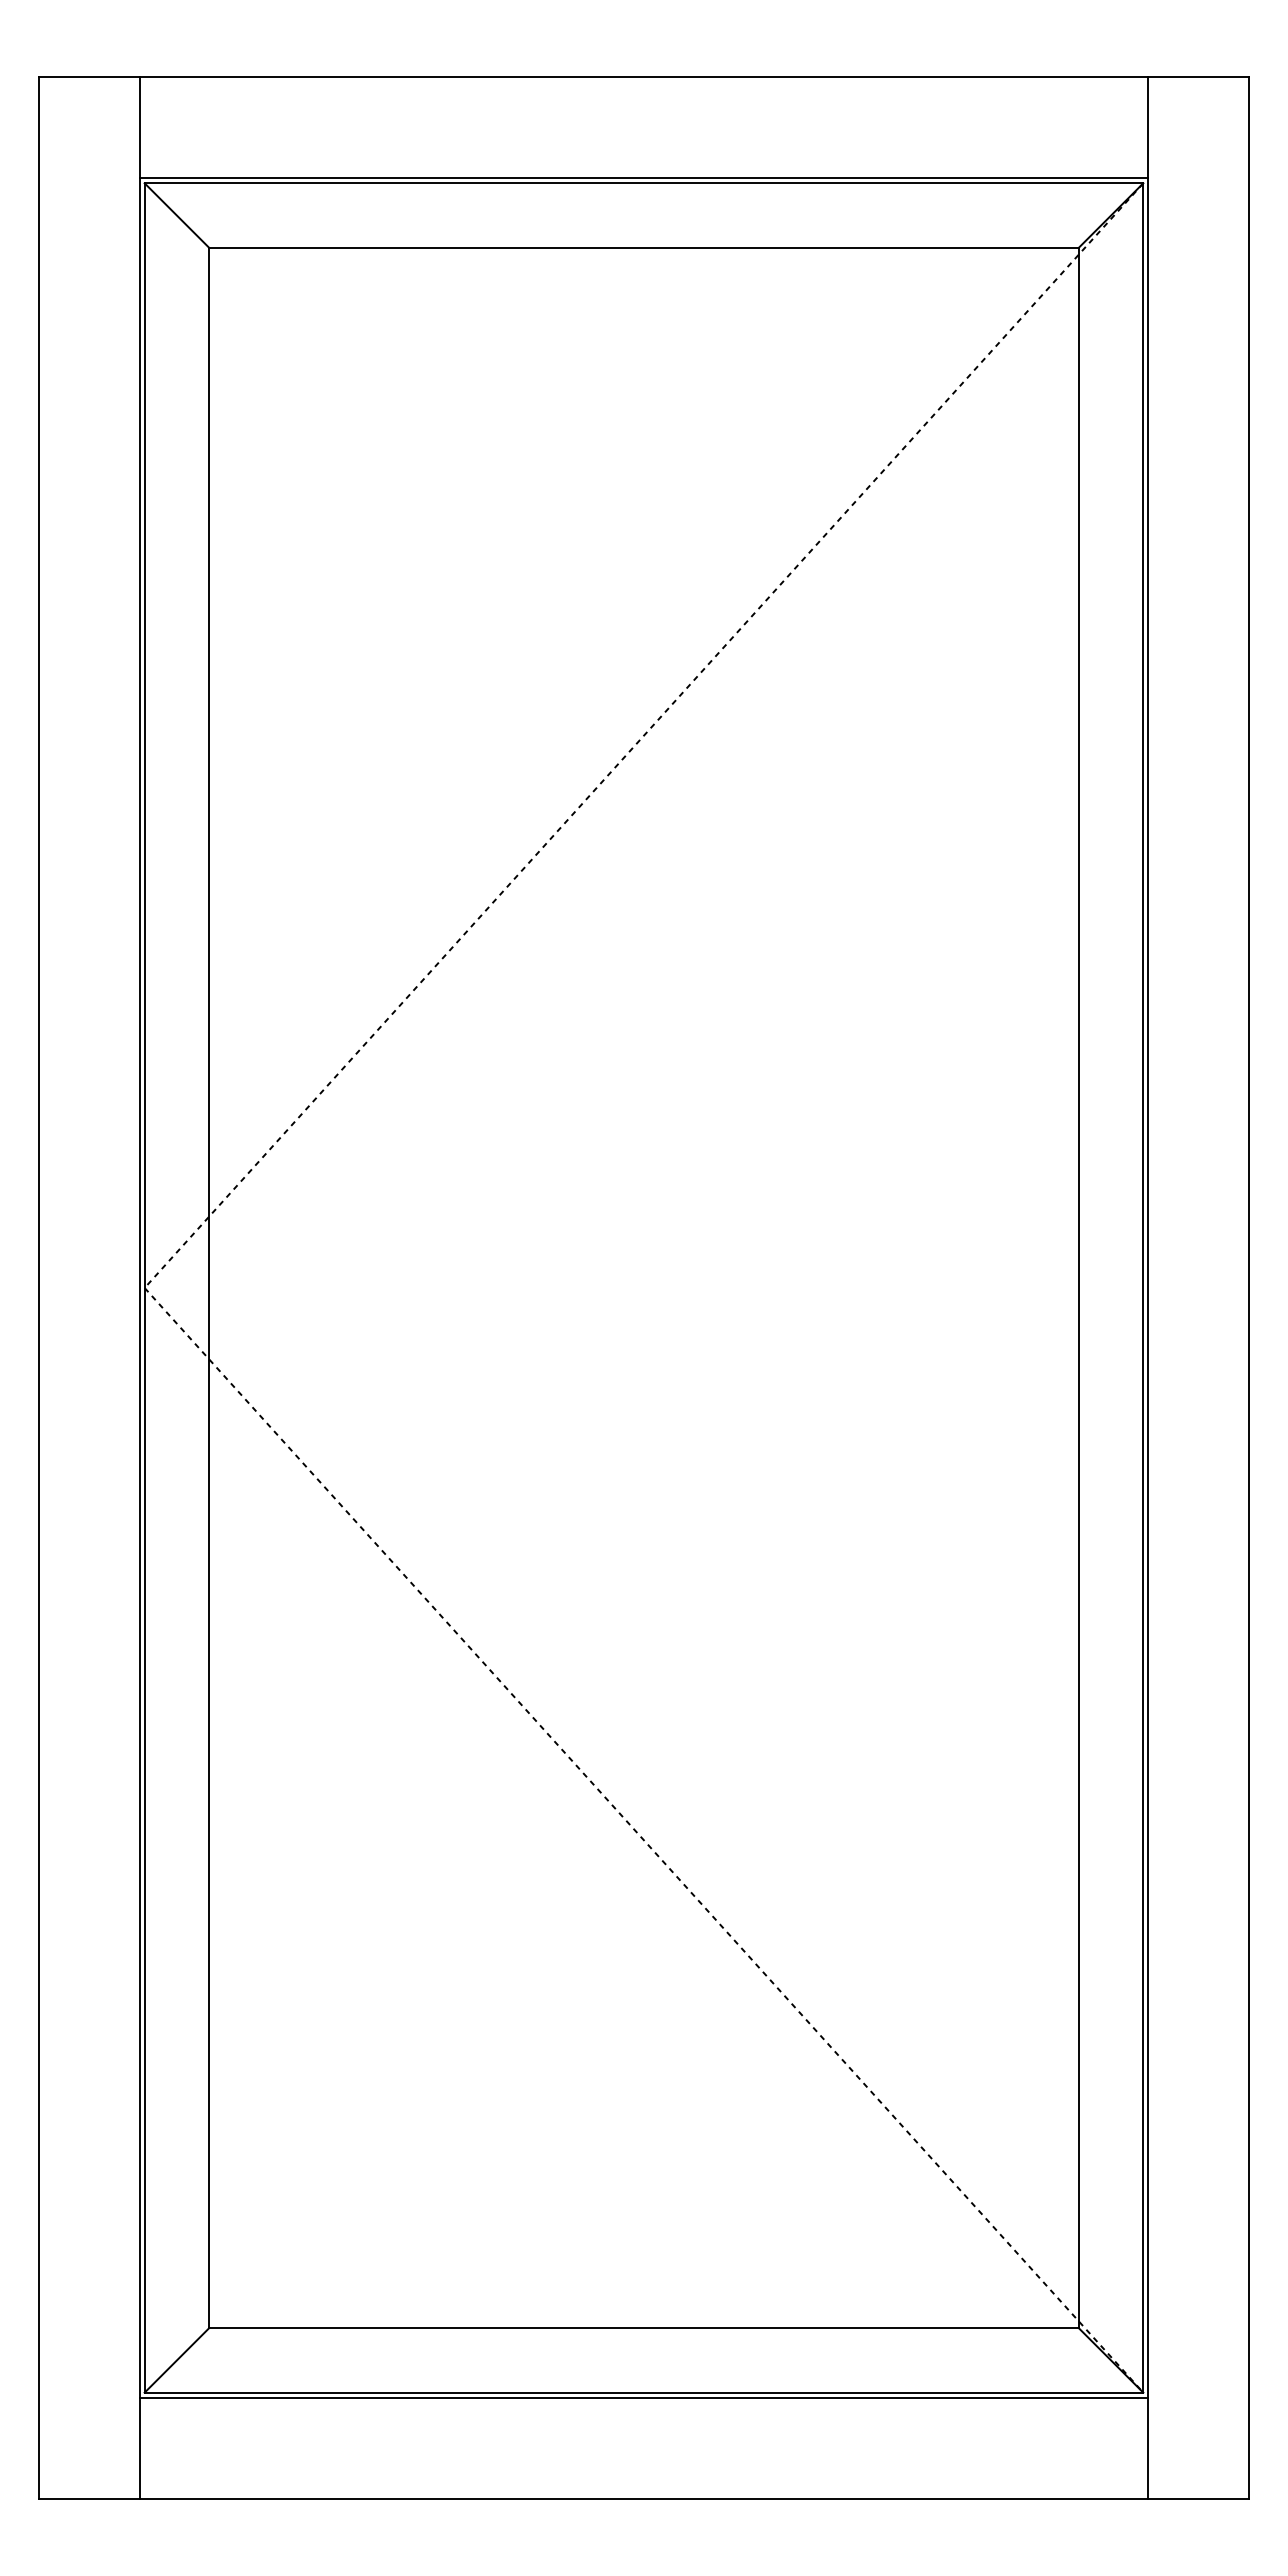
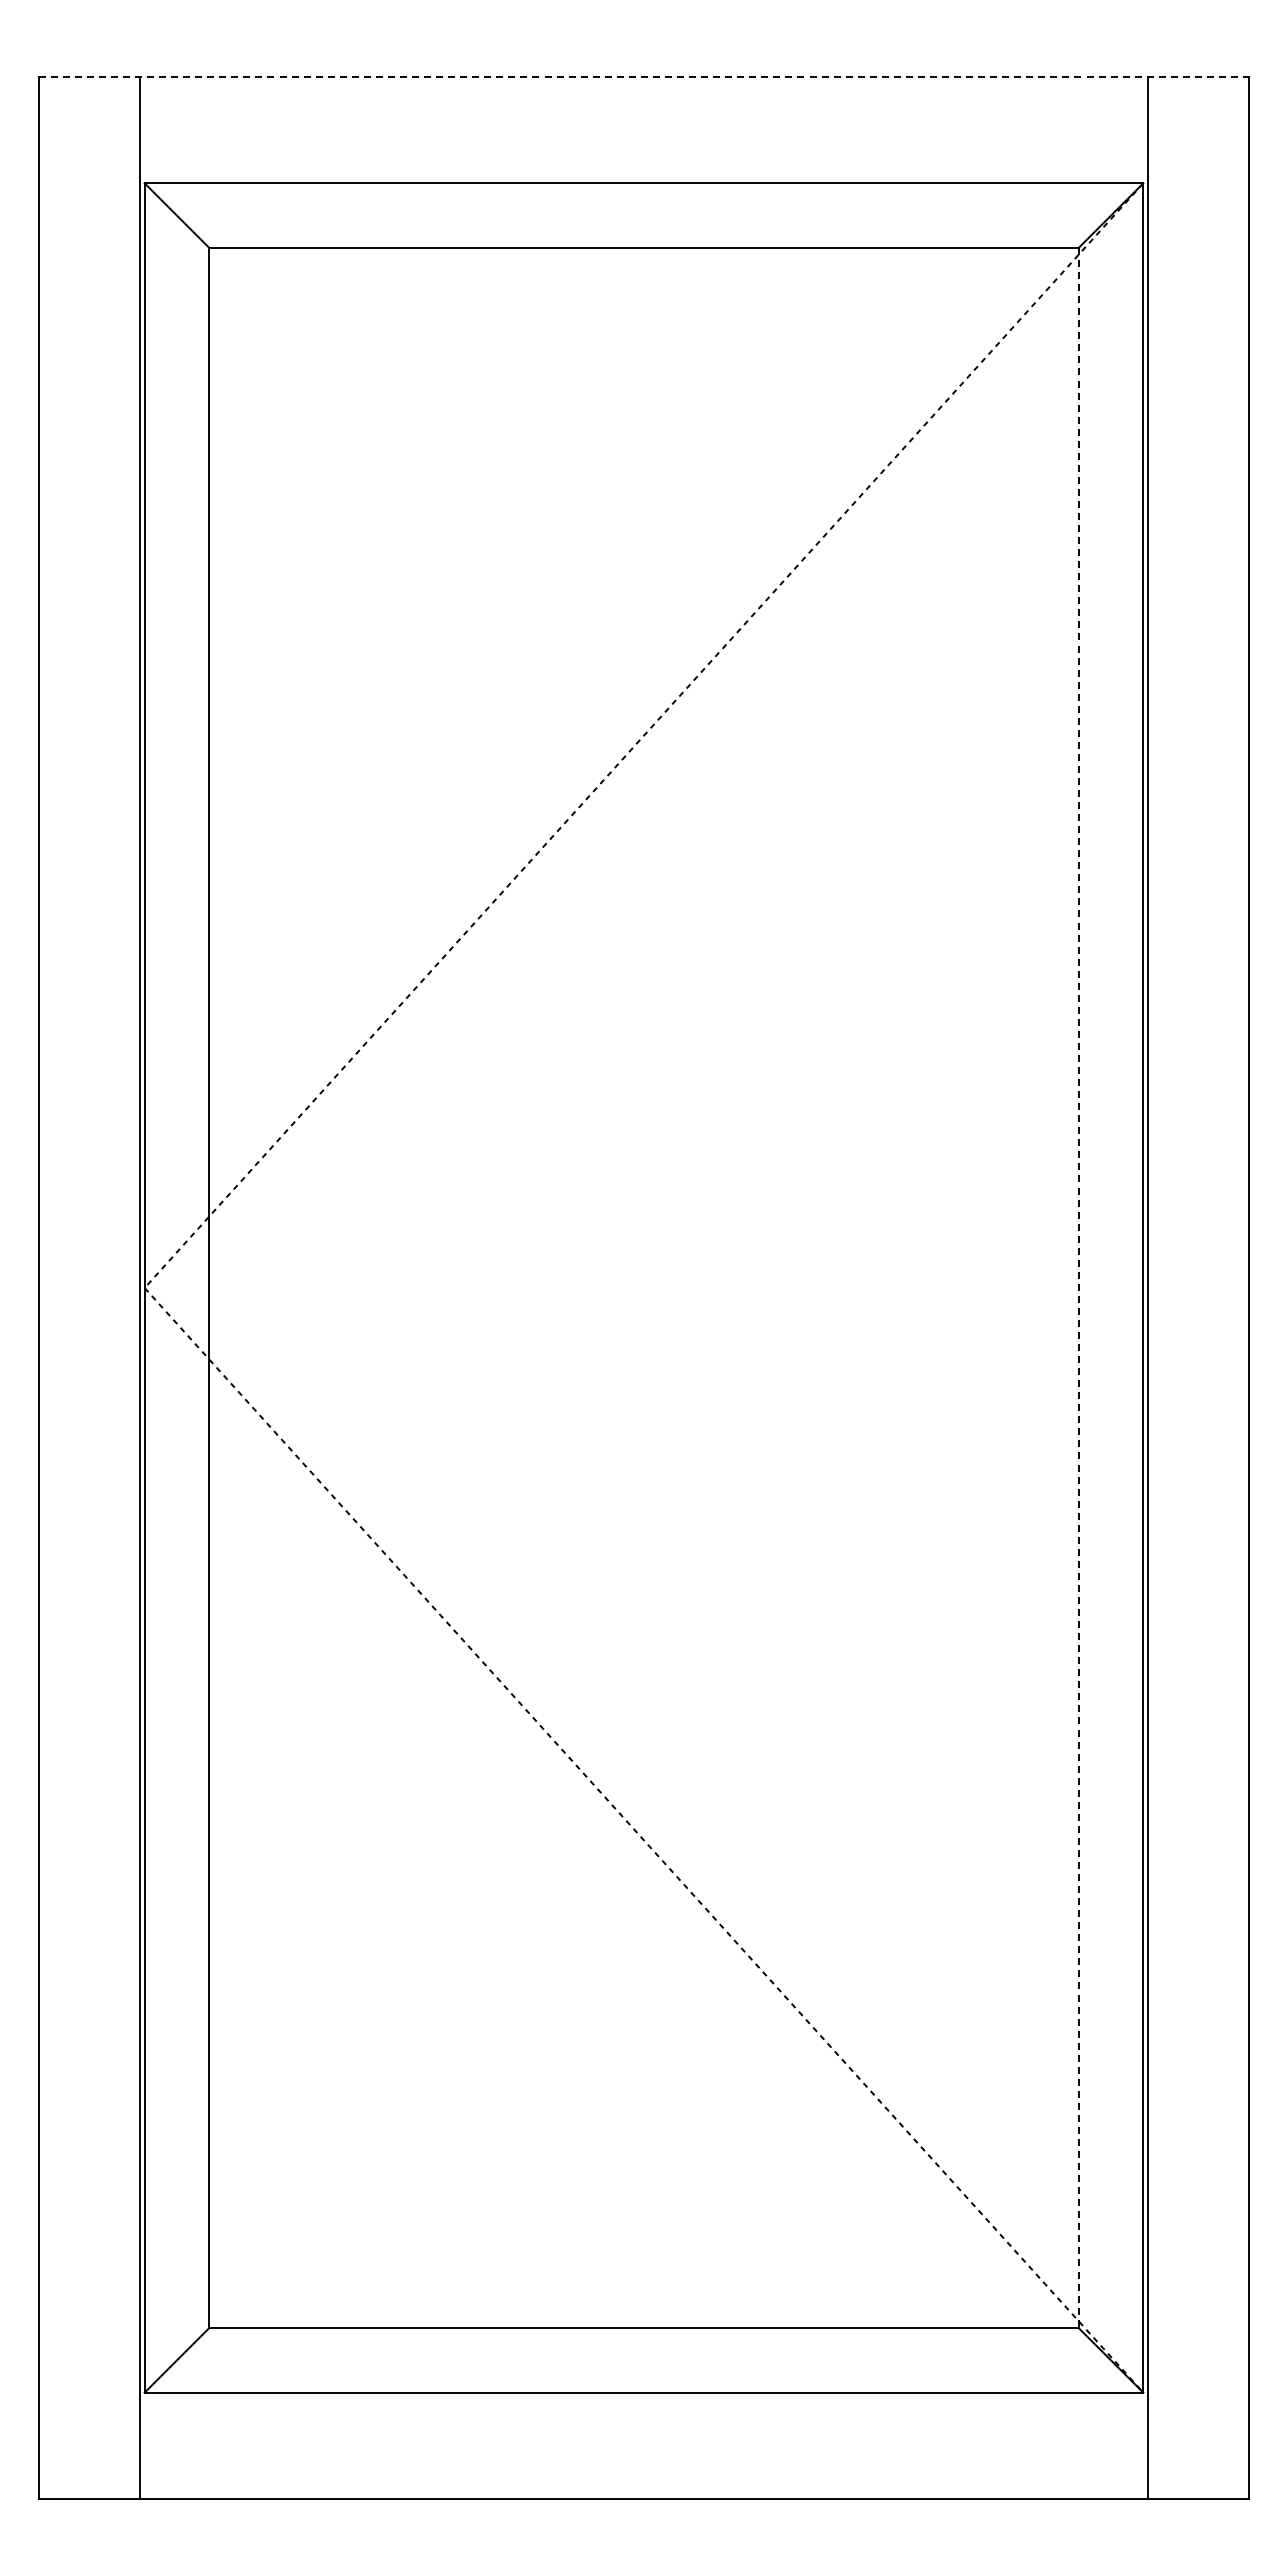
line: solid -> dashed (644, 77)
line: present -> none (643, 178)
line: solid -> dashed (1078, 1287)
line: present -> none (643, 2397)
